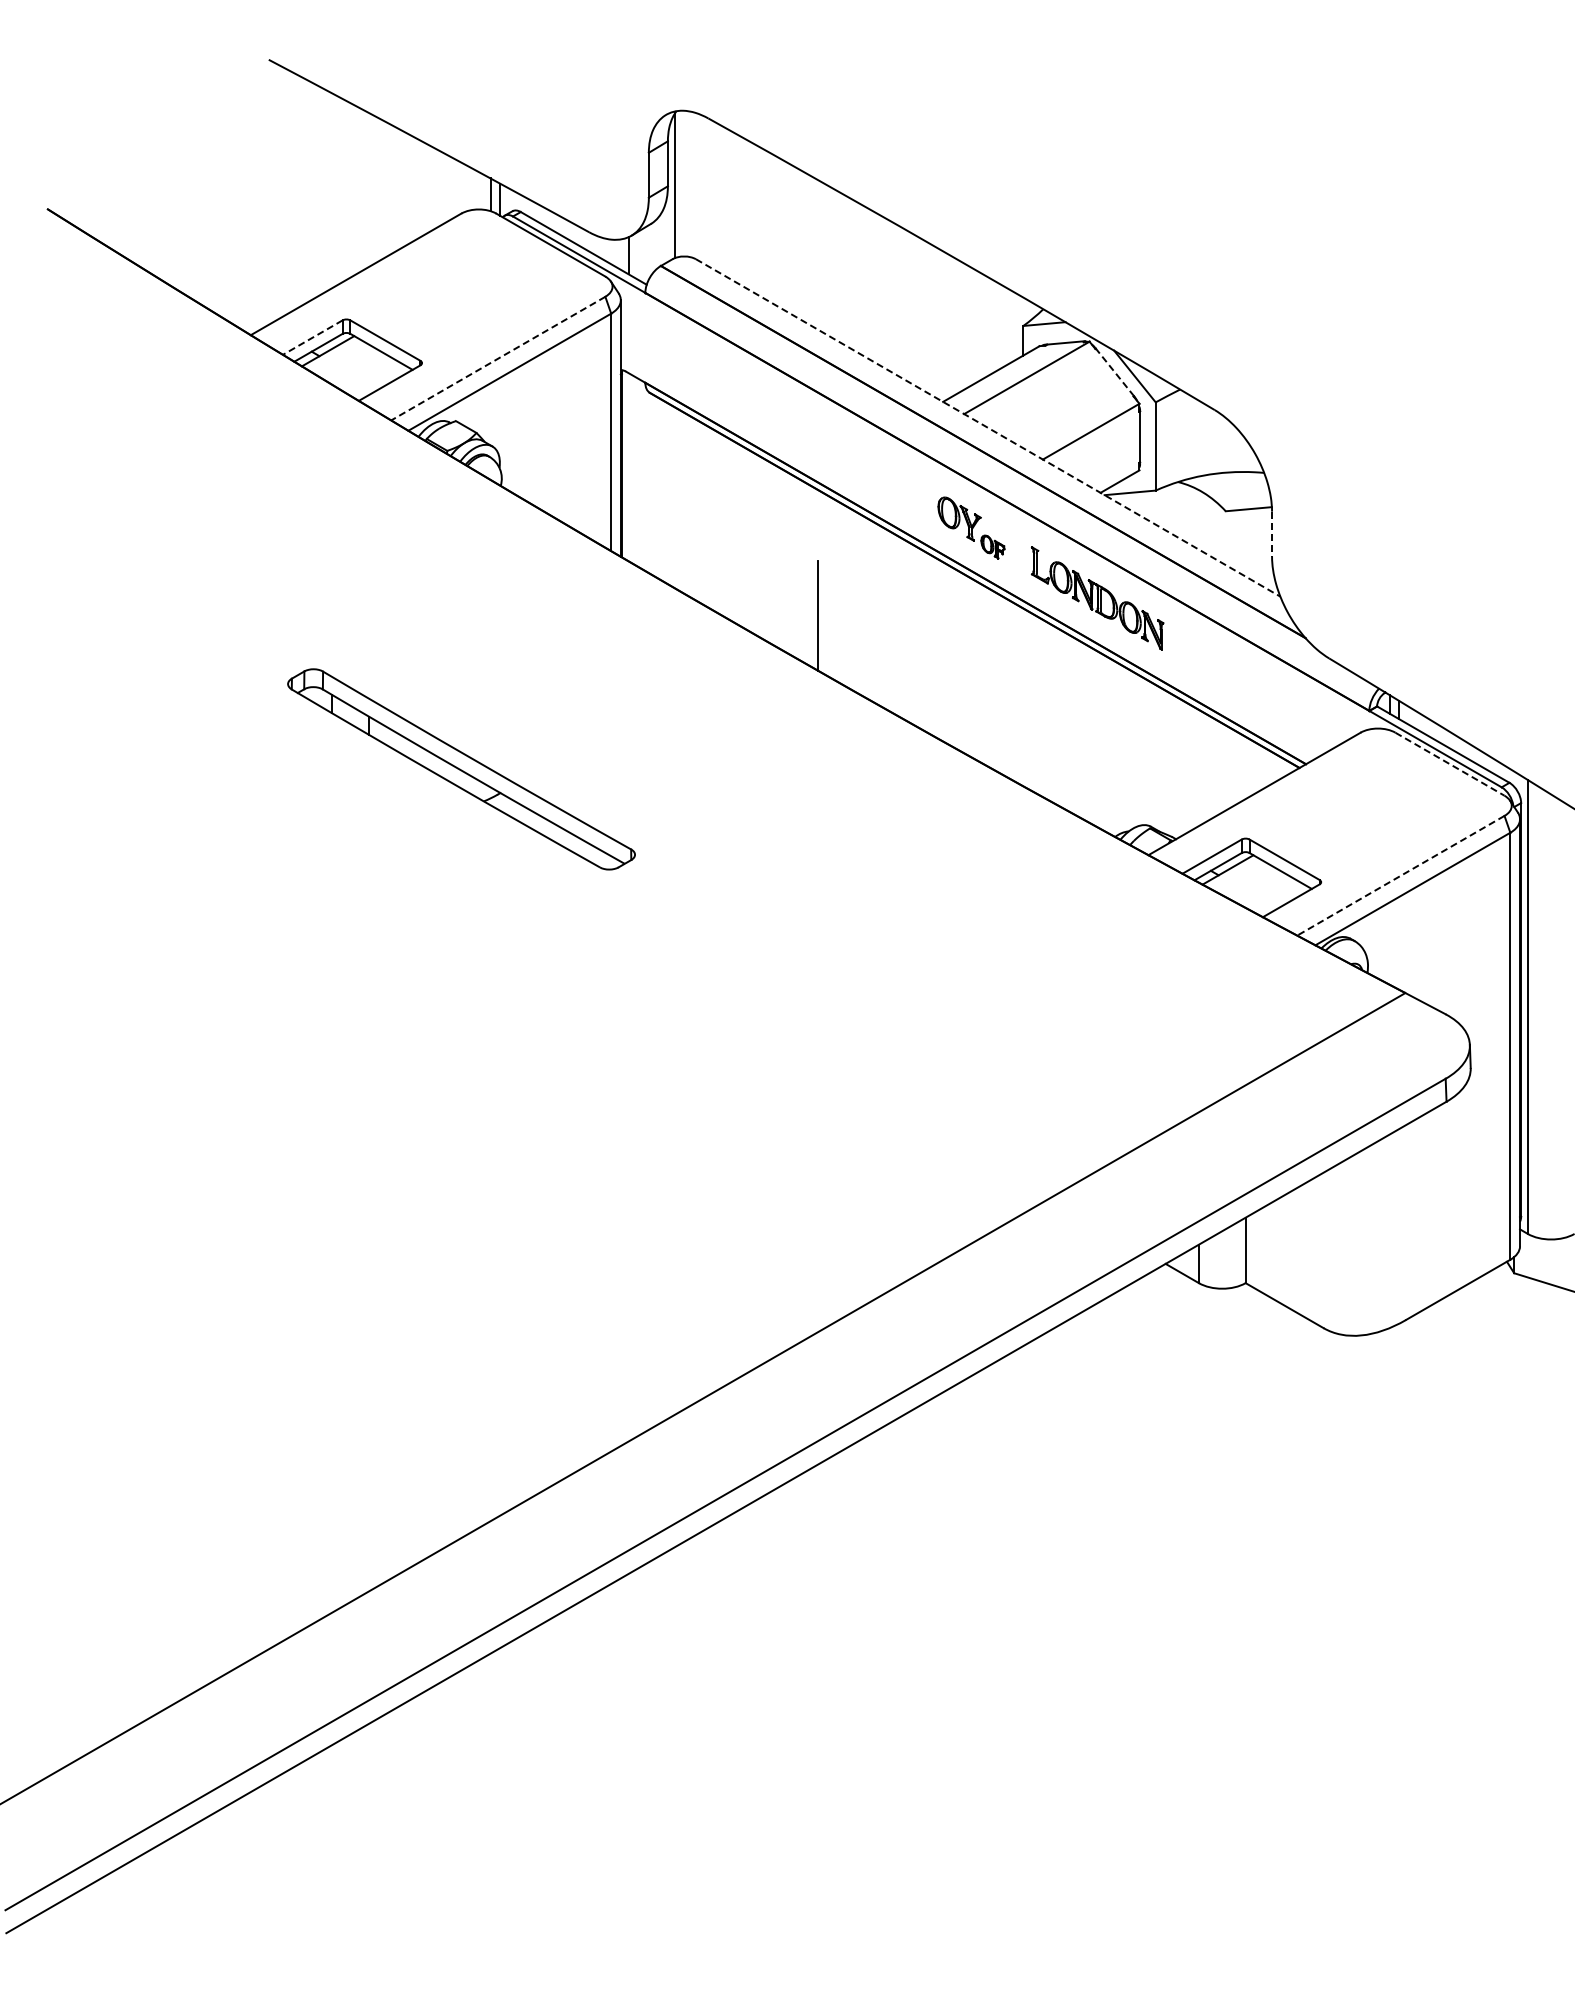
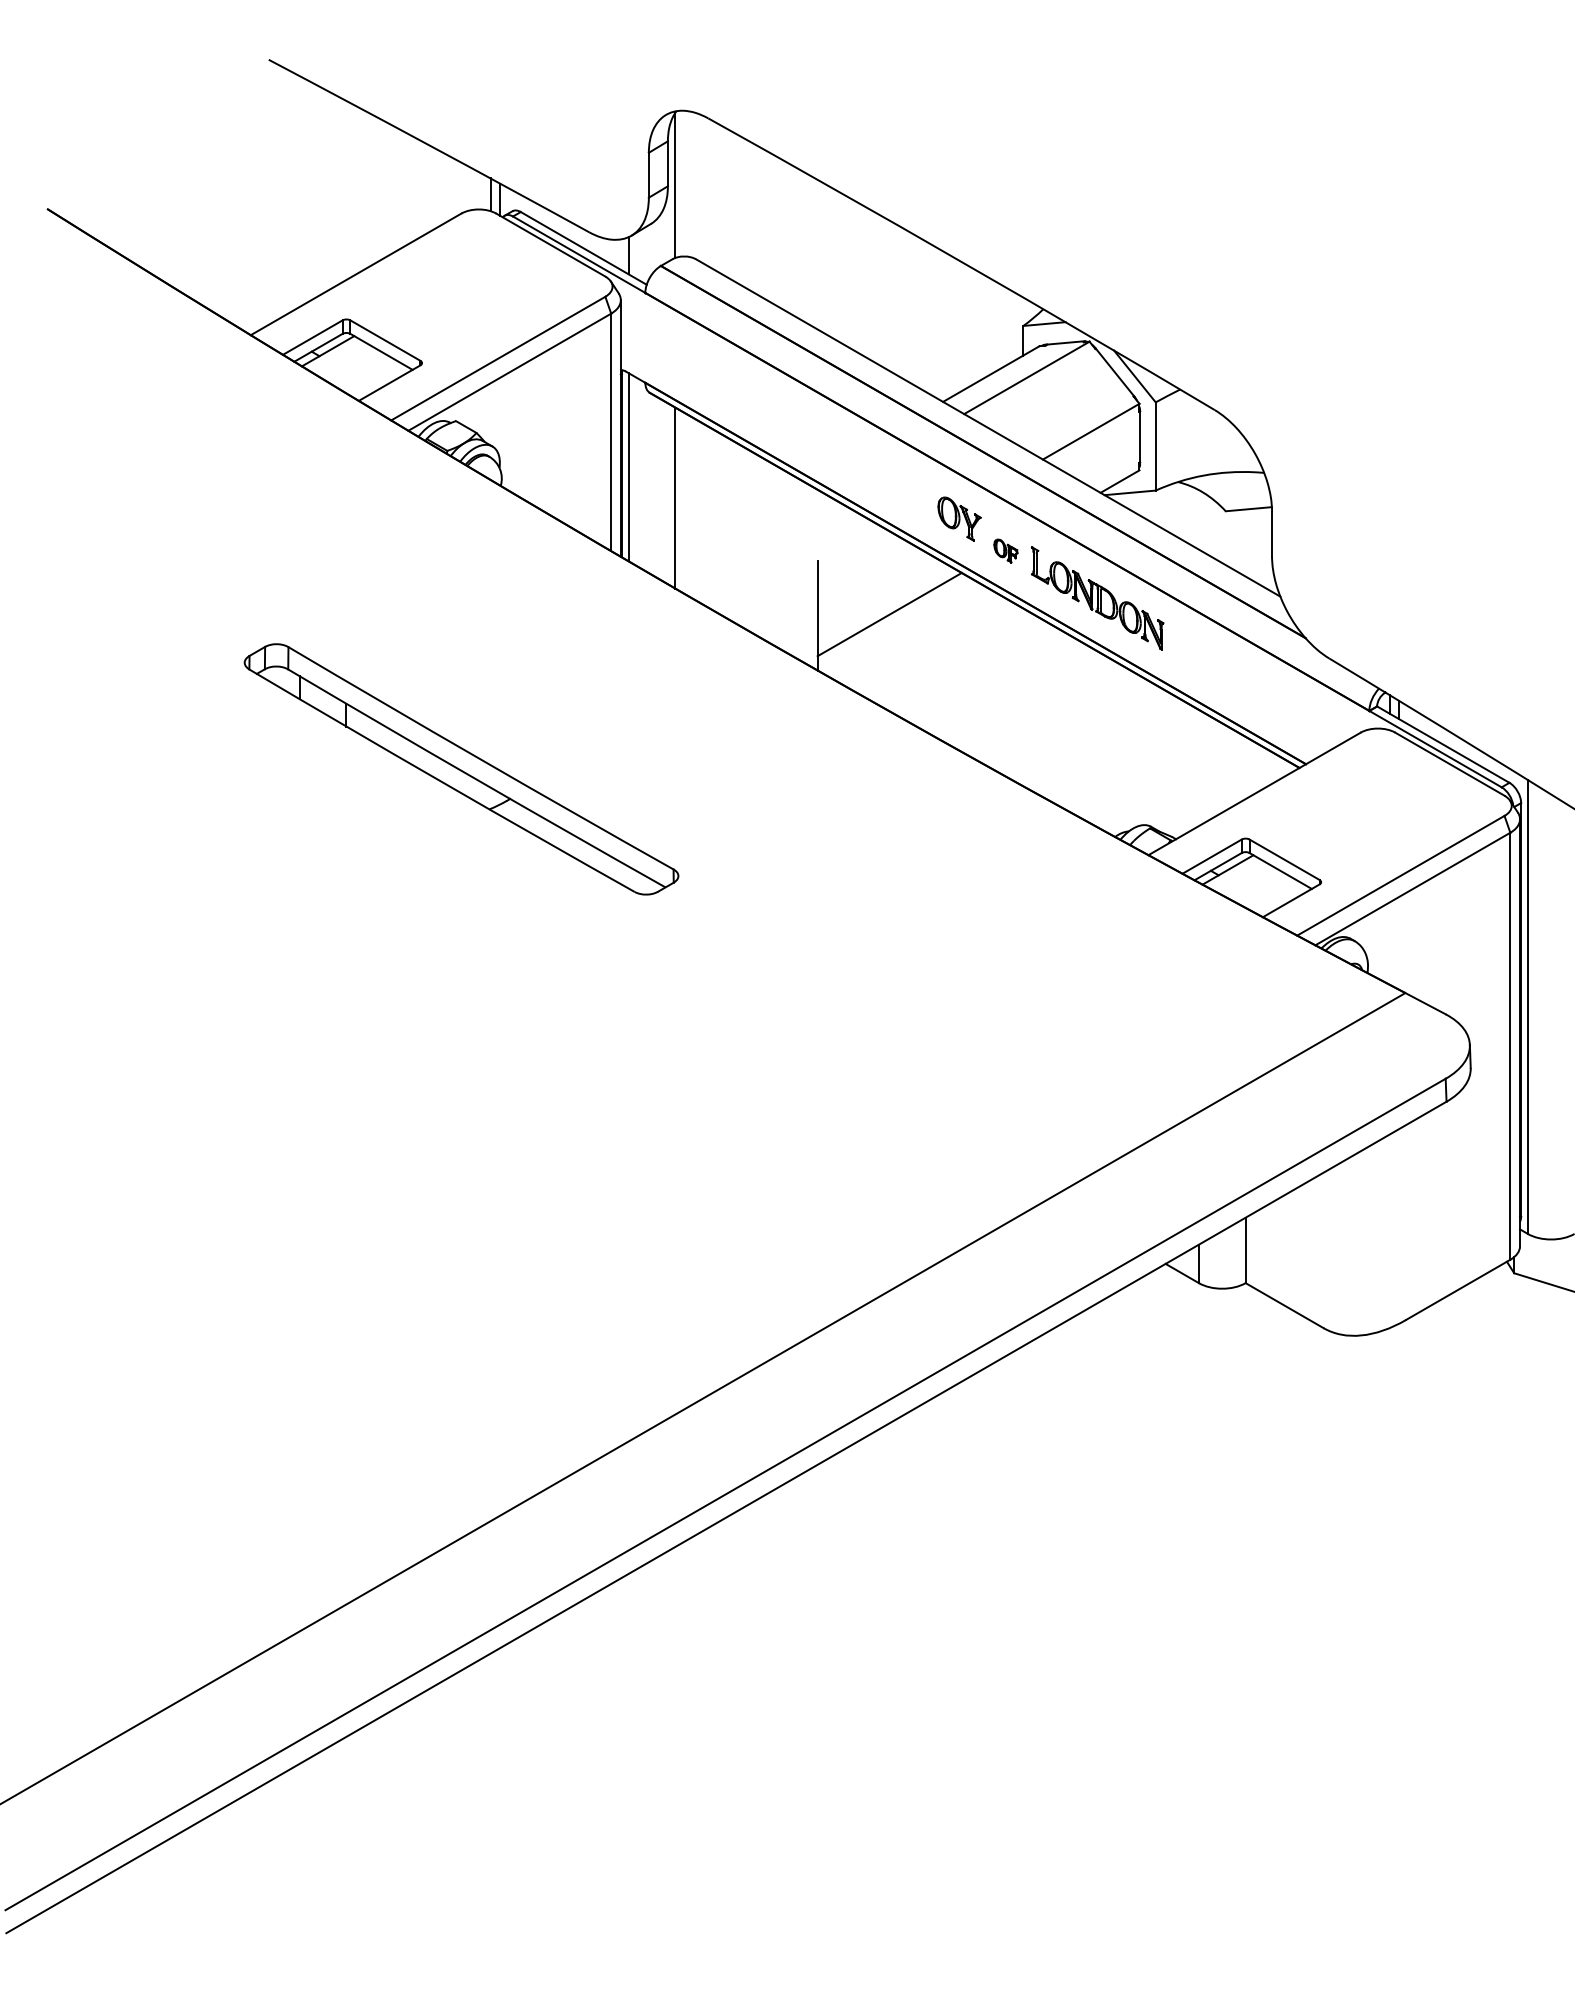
line: dashed -> solid (312, 337)
line: dashed -> solid (498, 358)
line: dashed -> solid (1115, 372)
line: dashed -> solid (988, 428)
line: none -> present (628, 467)
line: none -> present (675, 497)
line: dashed -> solid (1272, 534)
part position: (992, 546) -> (1005, 550) (1005, 550)
line: none -> present (889, 614)
line: dashed -> solid (1450, 764)
part size: 349x203 px -> 437x253 px (461, 769)
line: dashed -> solid (1400, 875)
